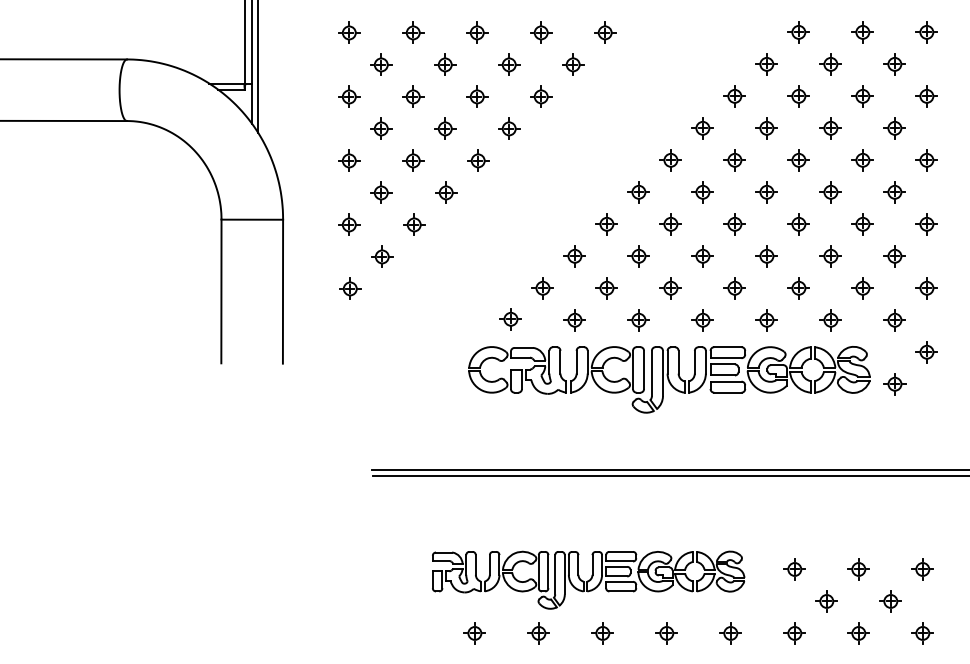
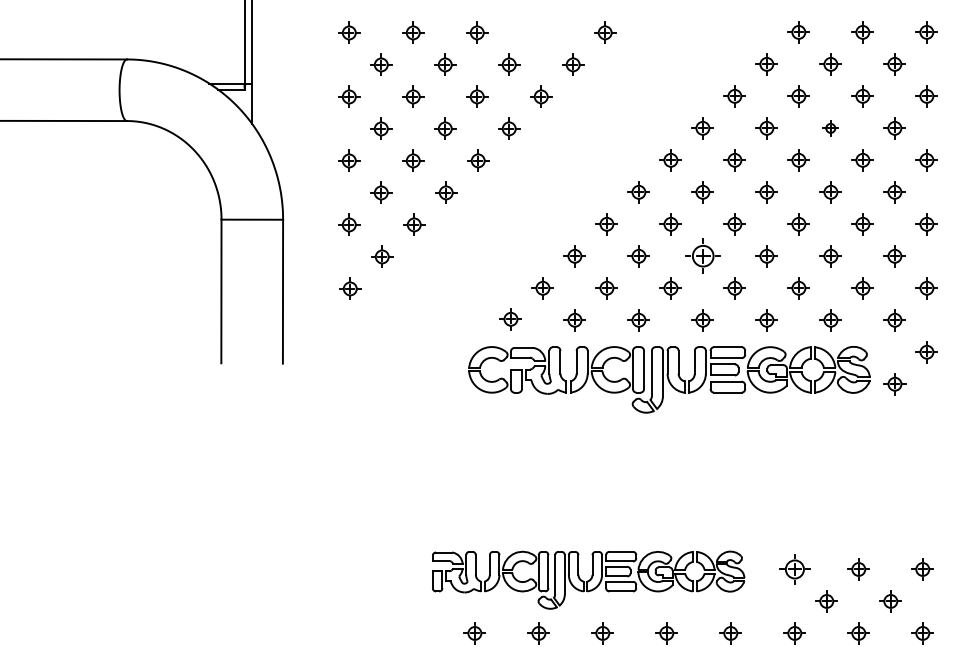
part: present -> none (541, 32)
line: present -> none (257, 67)
part size: 23x23 px -> 17x17 px (830, 128)
part size: 23x23 px -> 36x36 px (702, 255)
line: present -> none (668, 470)
line: present -> none (669, 476)
part size: 23x23 px -> 32x31 px (794, 569)
